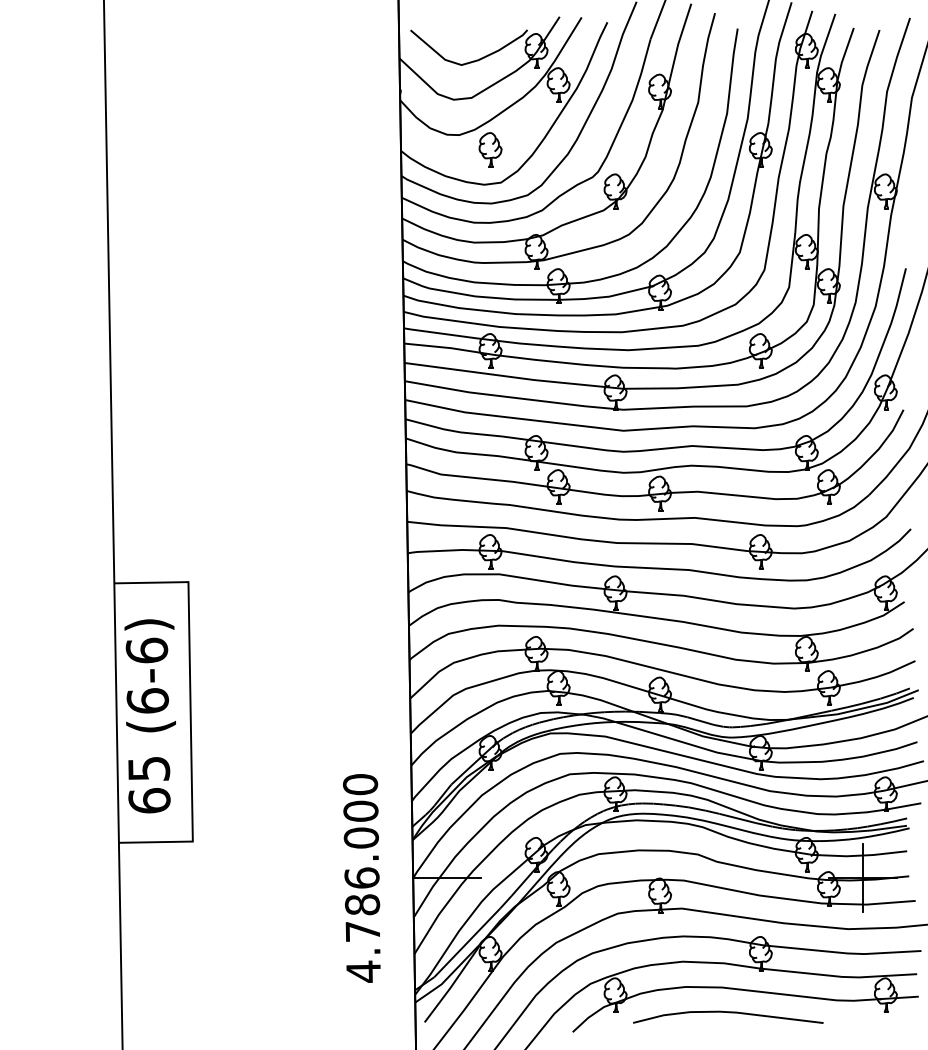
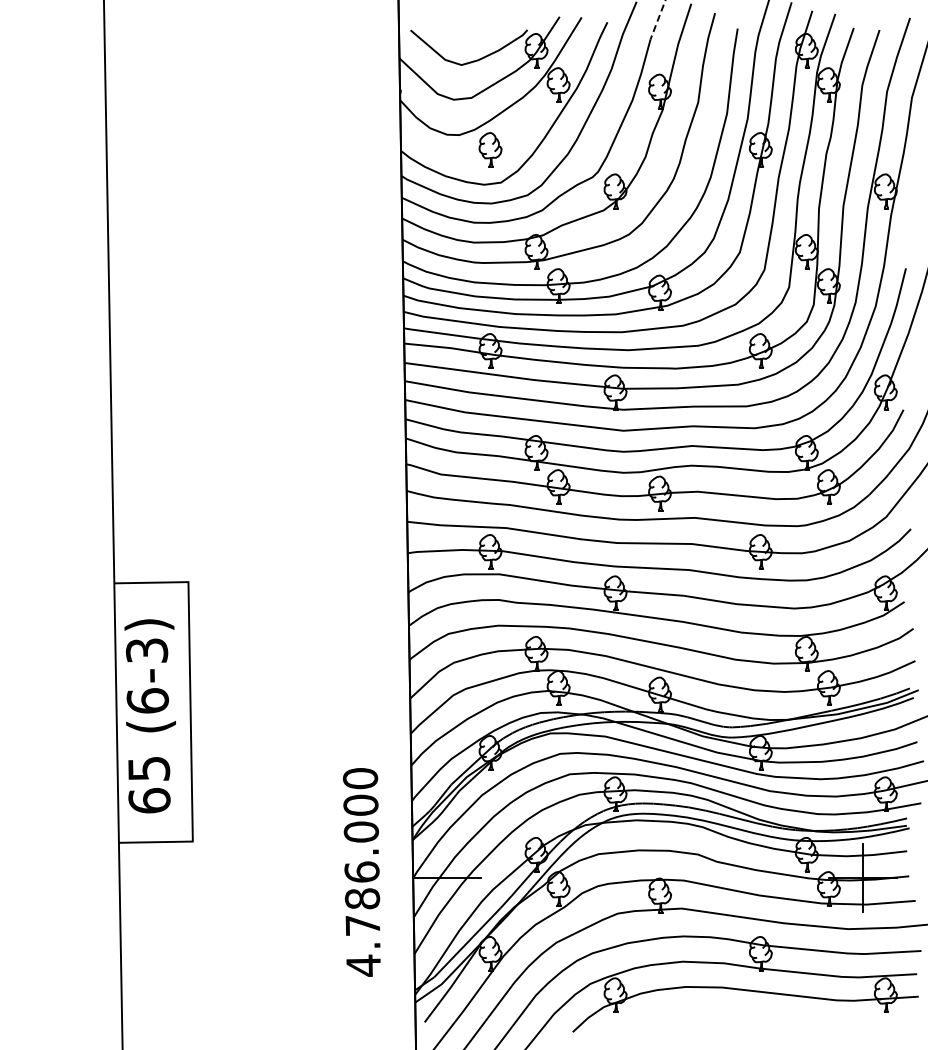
line: solid -> dashed (657, 20)
text: (6-6) -> (6-3) (146, 650)
text position: (361, 878) -> (361, 872) (361, 872)
curve: present -> none (728, 1013)
